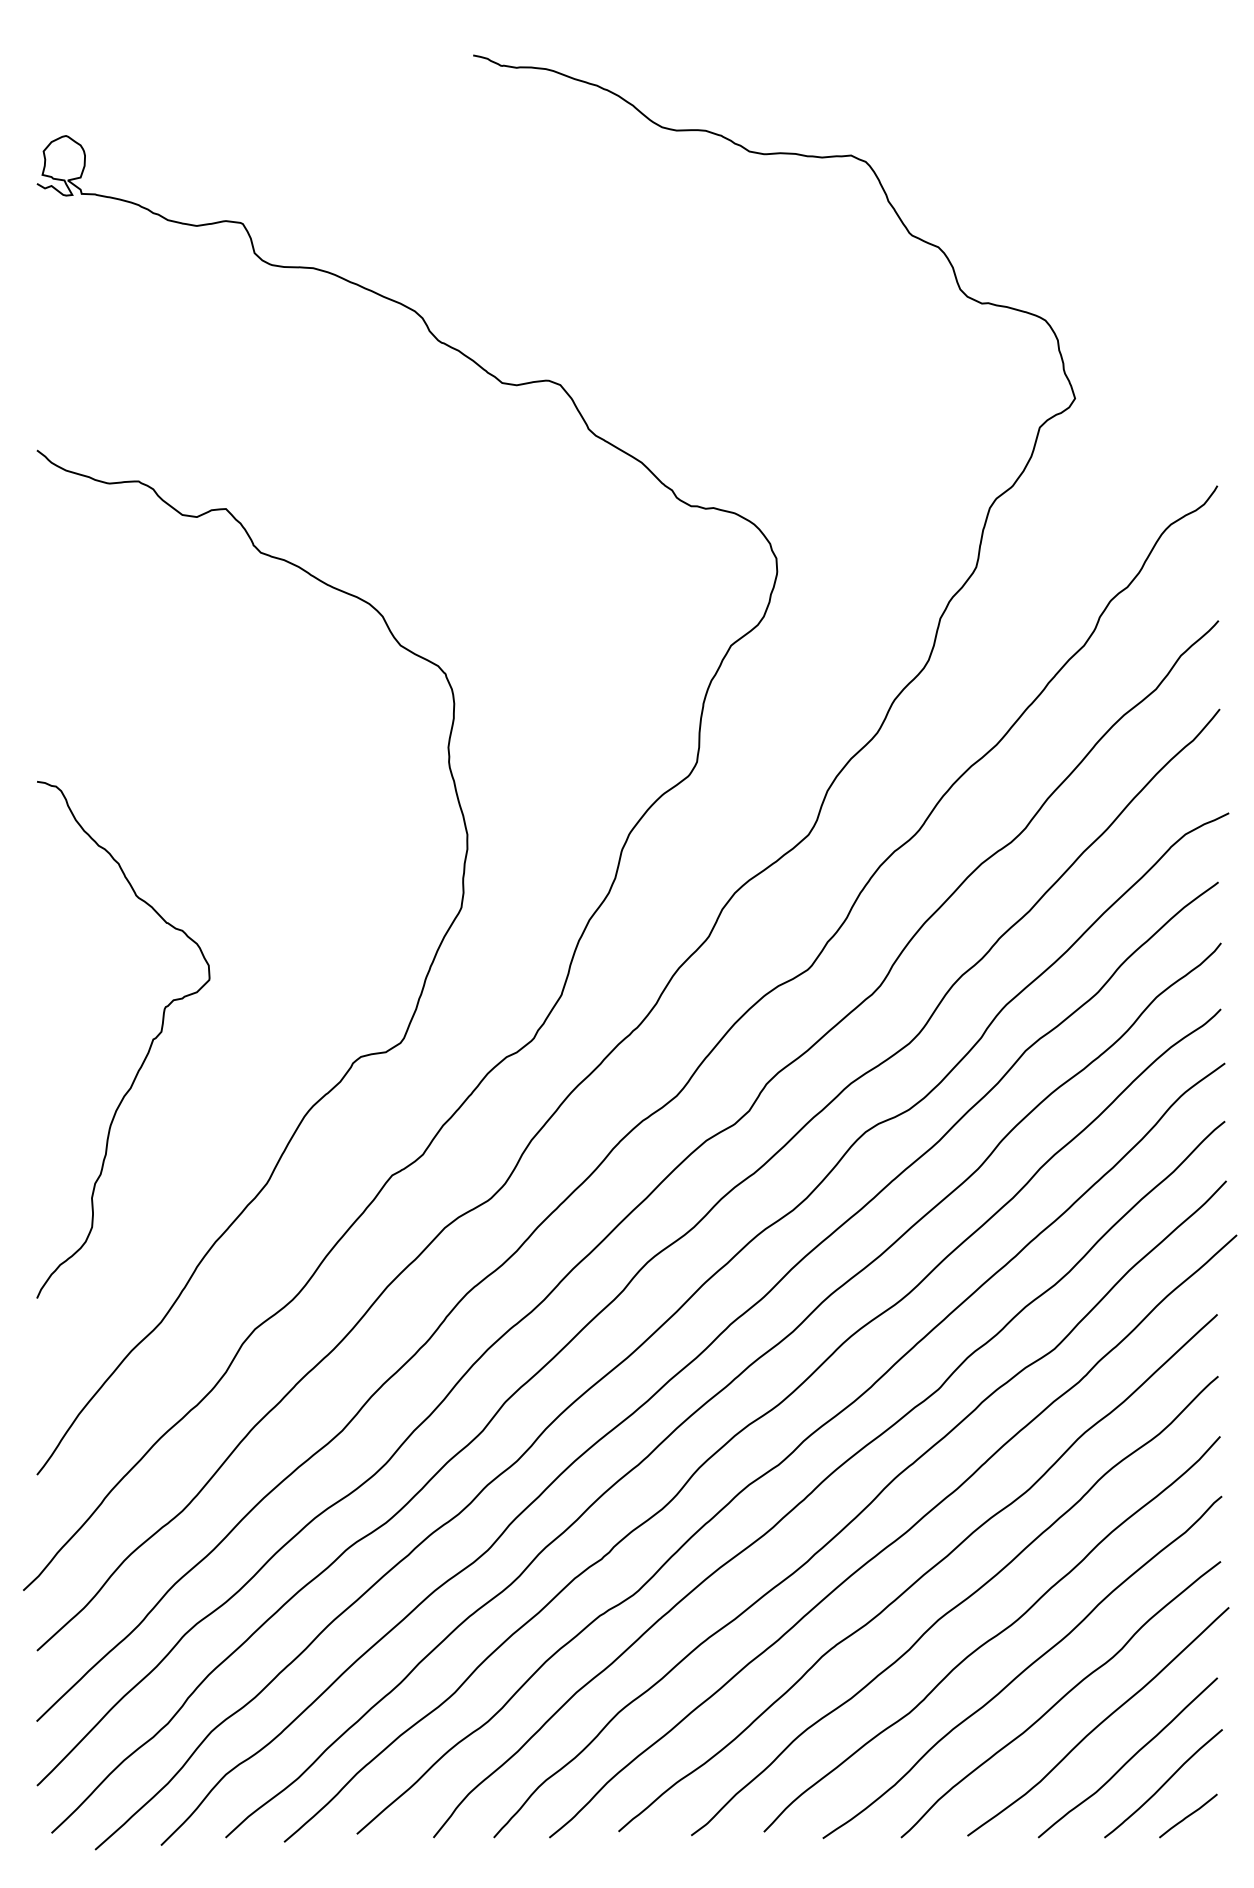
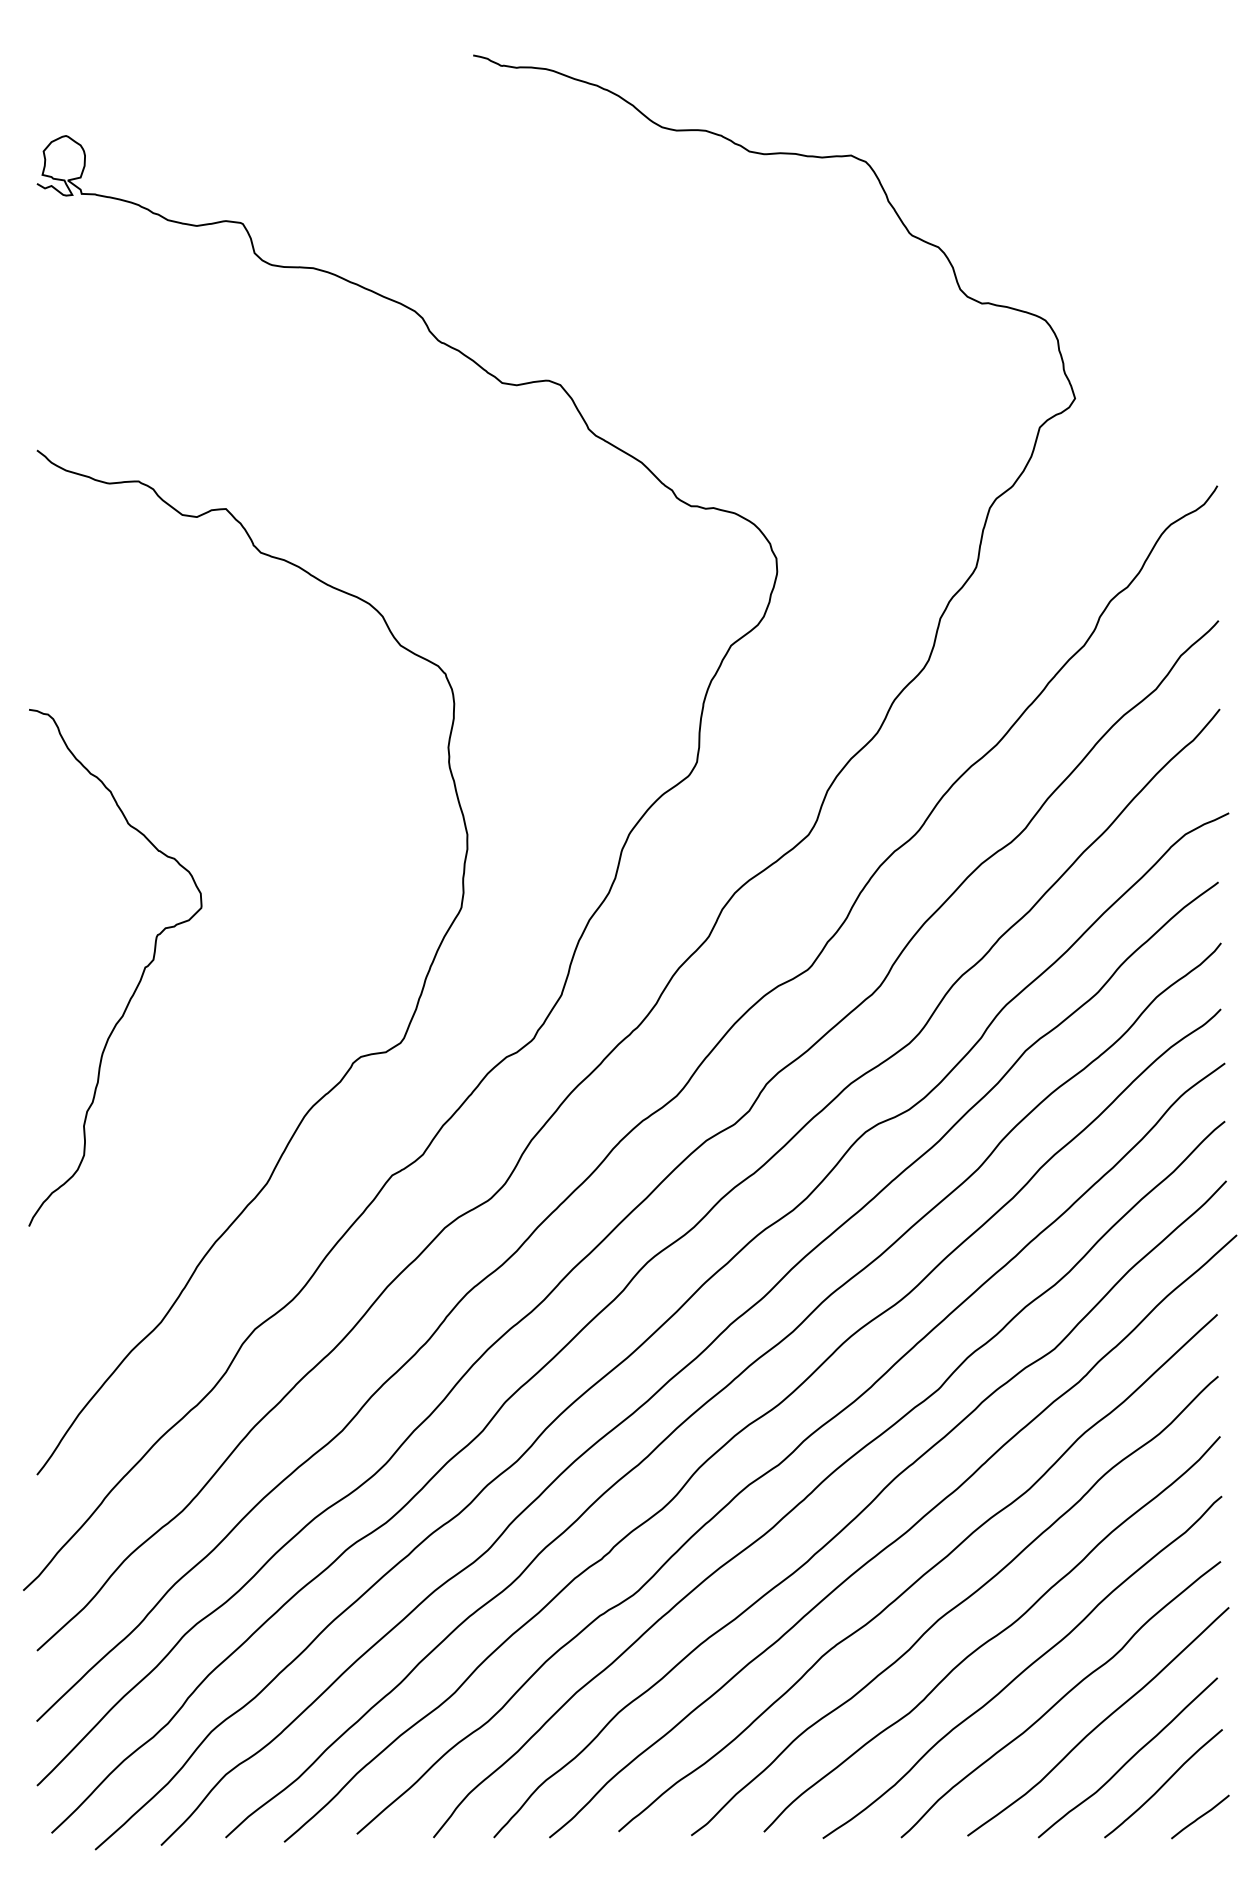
curve position: (149, 1046) -> (141, 974) (141, 974)
curve position: (1188, 1815) -> (1200, 1816) (1200, 1816)
